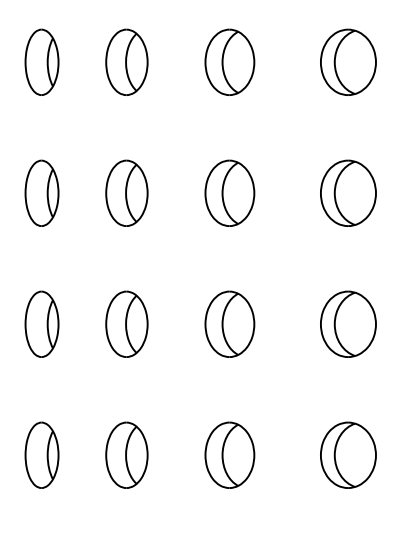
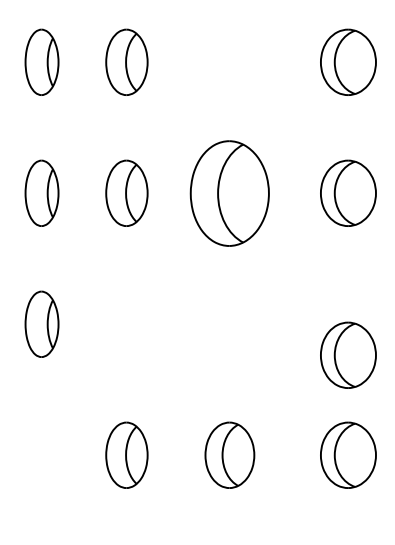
part: present -> none (229, 61)
part size: 52x68 px -> 81x107 px (229, 193)
part: present -> none (126, 323)
part: present -> none (229, 323)
part position: (348, 323) -> (348, 354) (348, 354)
part: present -> none (41, 454)
